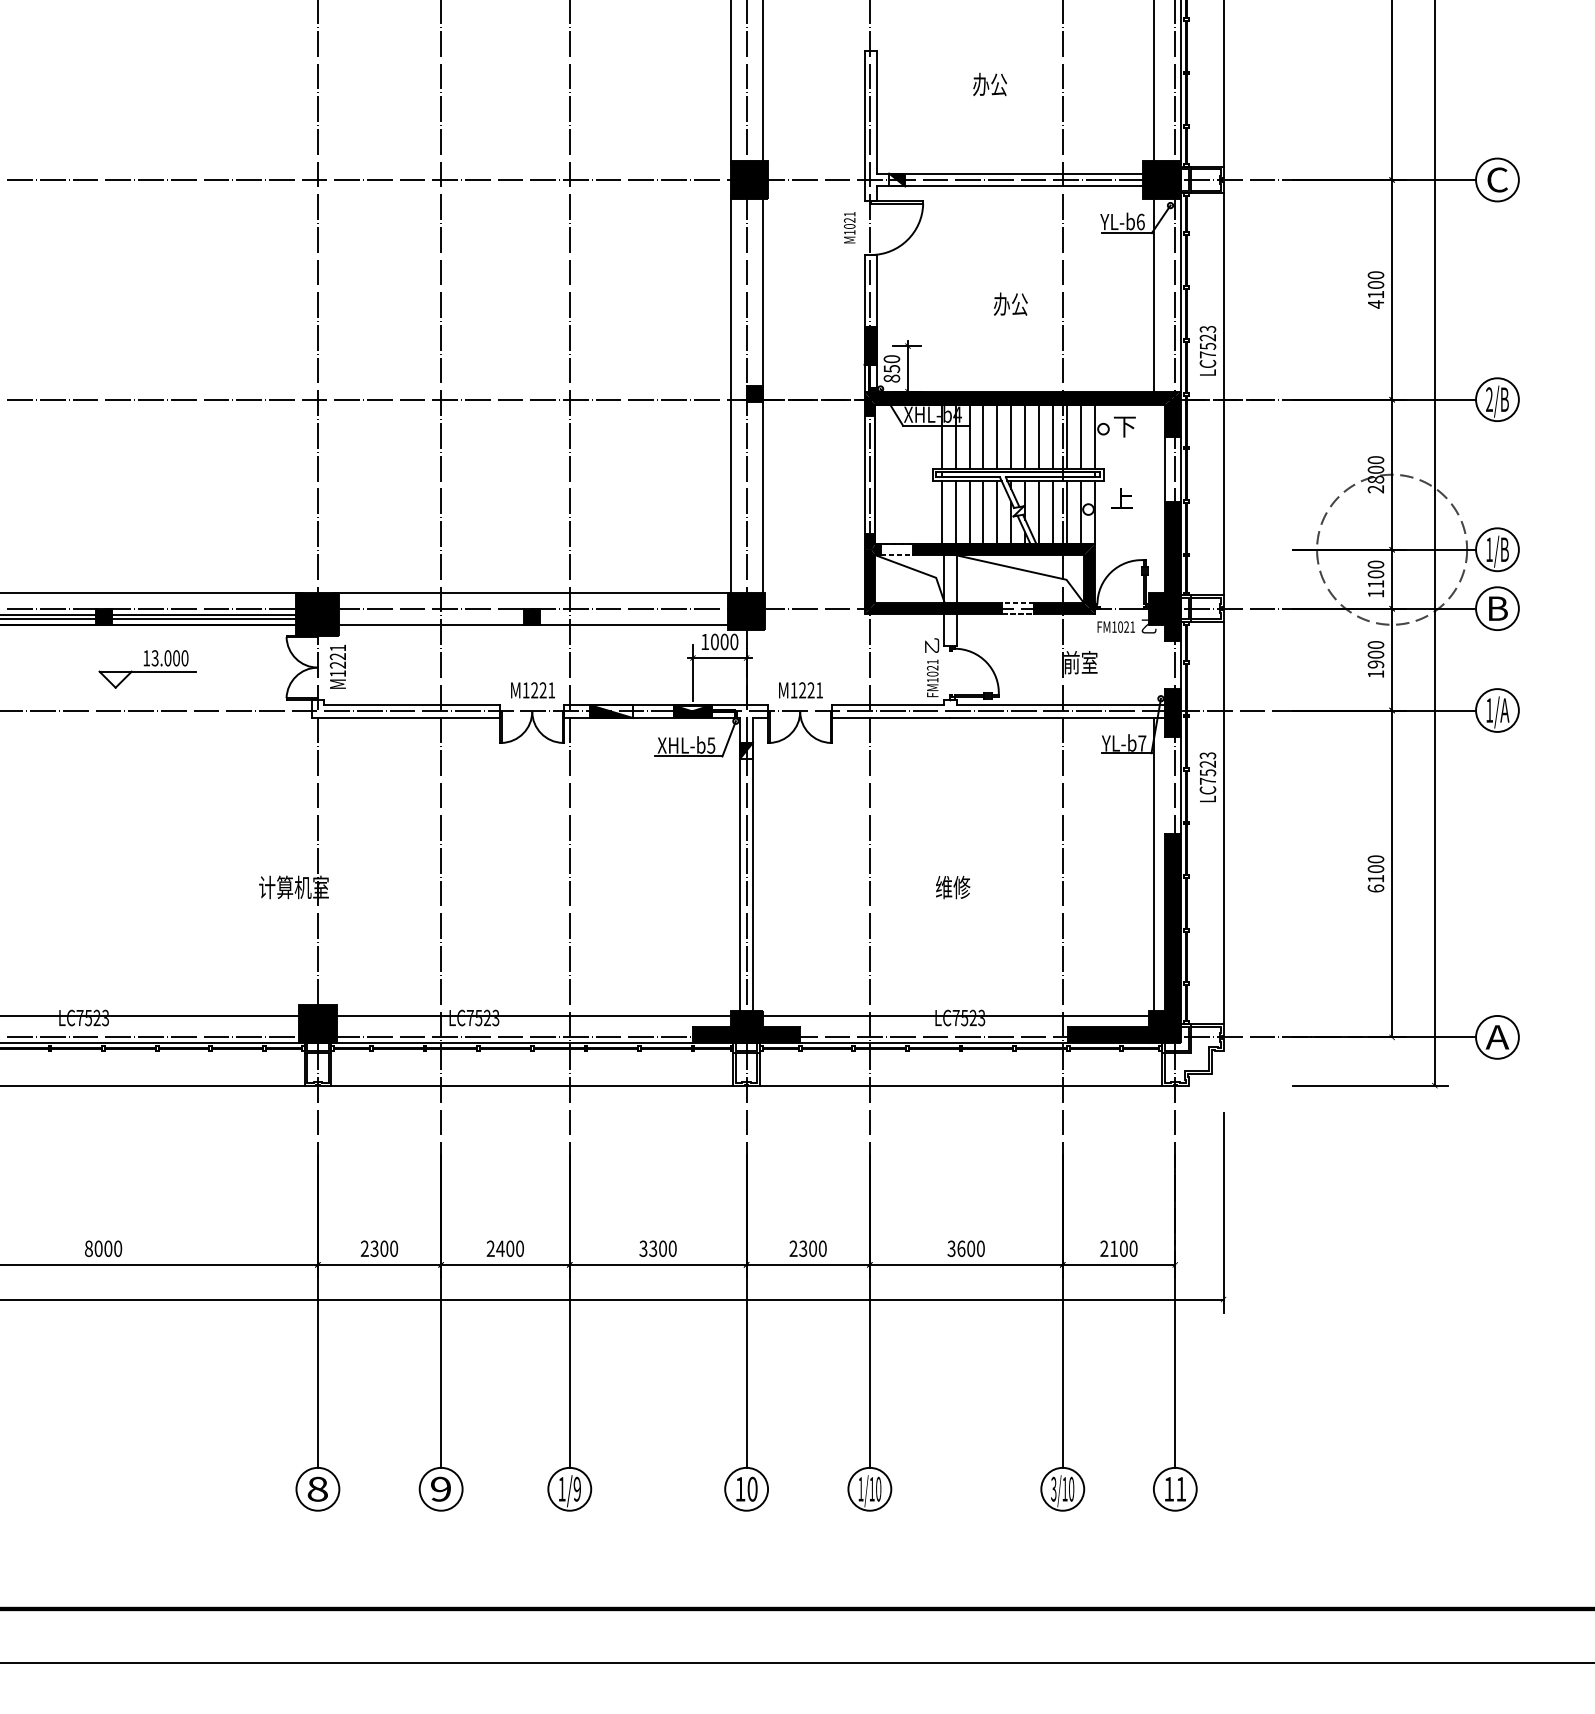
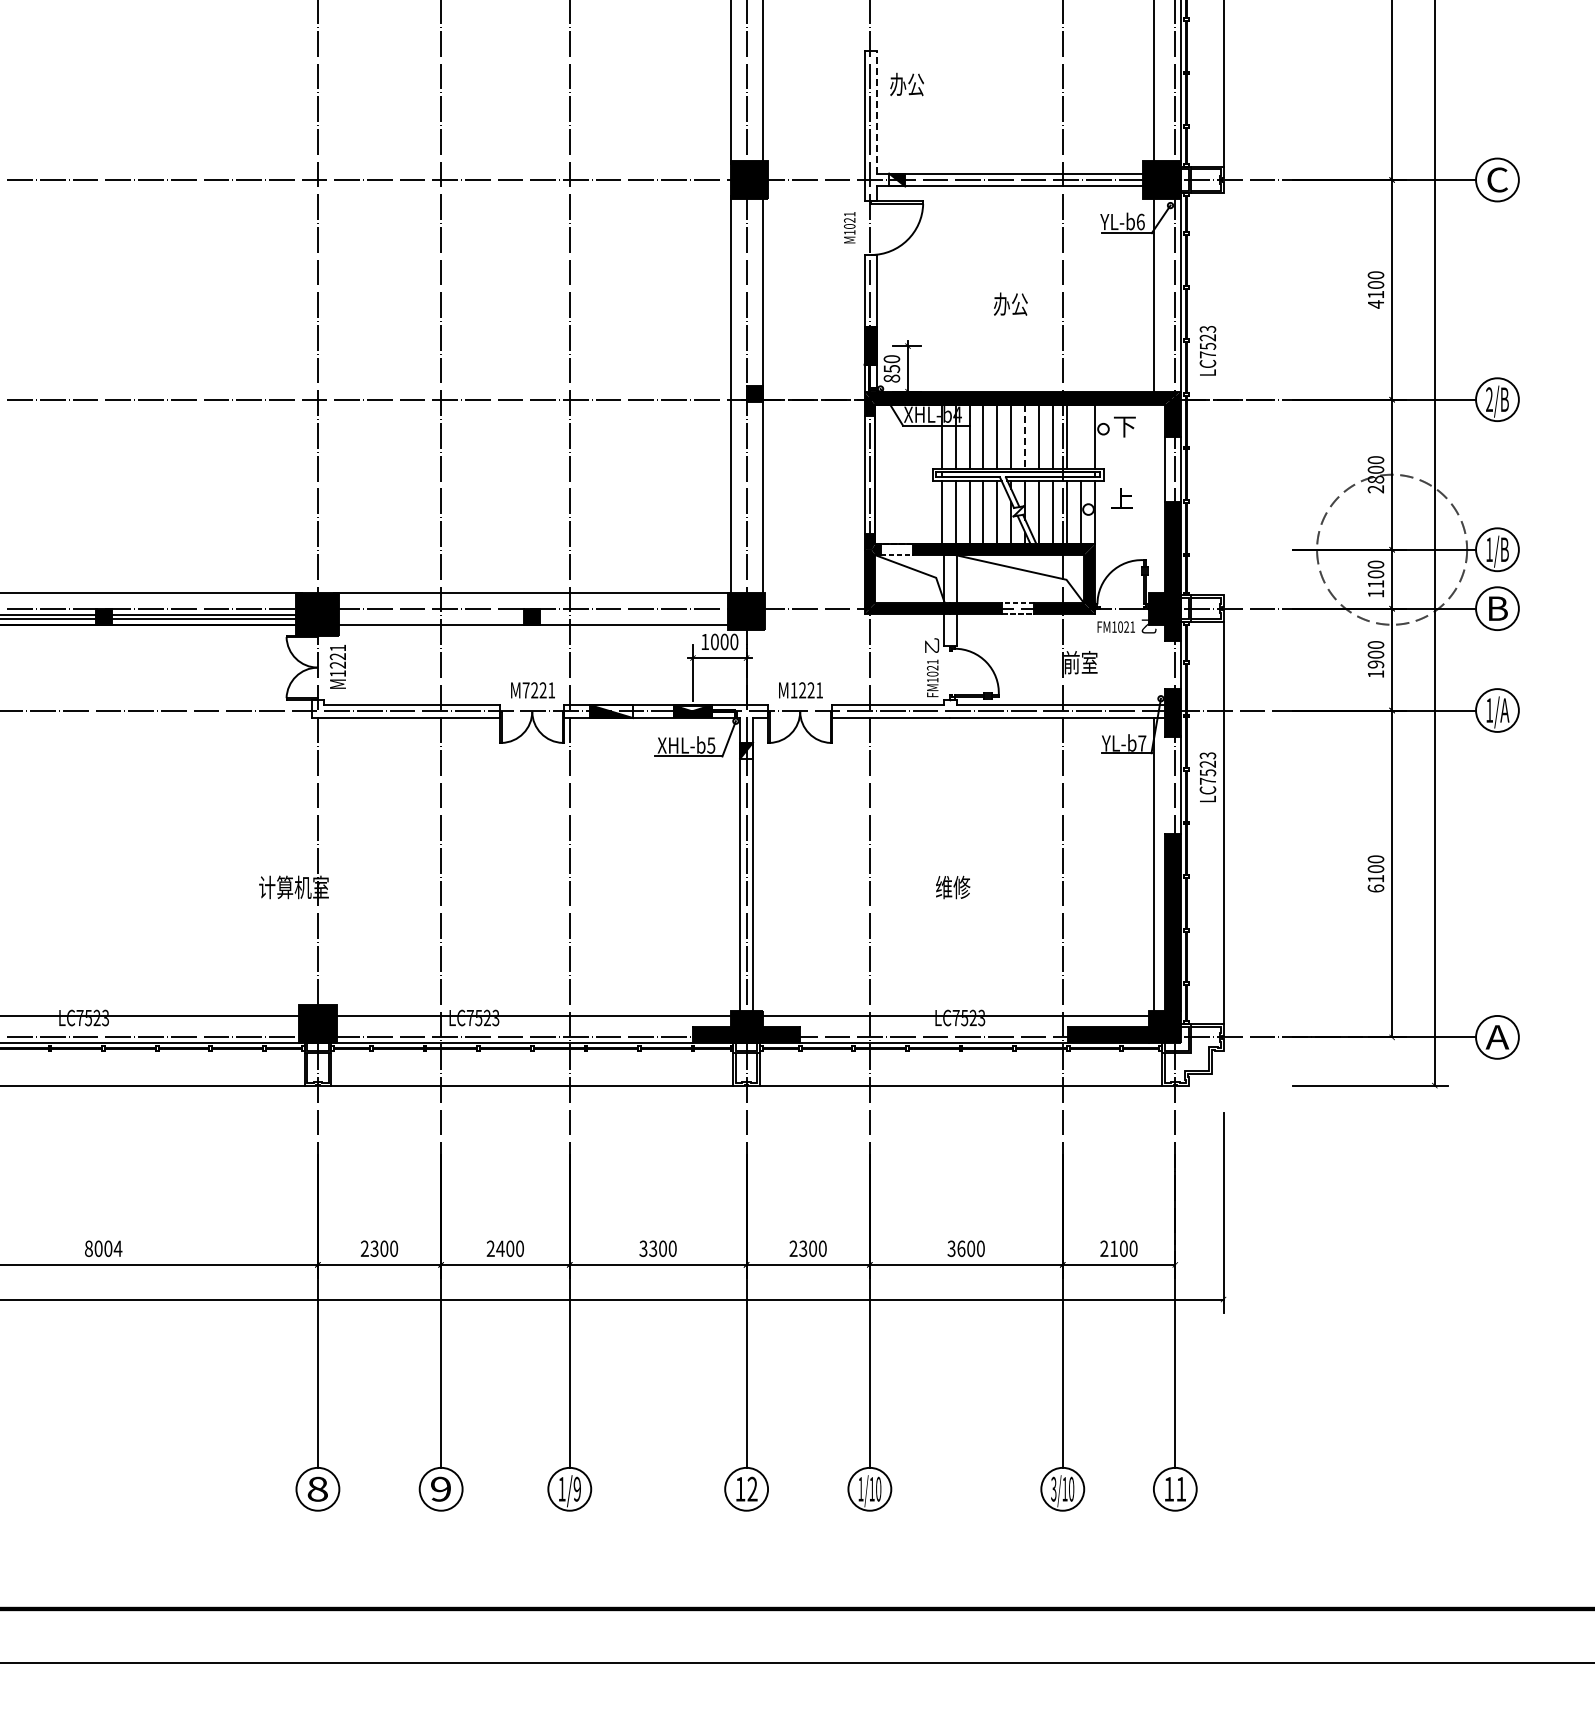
text position: (989, 84) -> (906, 84) (906, 84)
line: solid -> dashed (877, 112)
line: present -> none (1223, 394)
line: solid -> dashed (1025, 436)
line: present -> none (1080, 436)
part: present -> none (147, 669)
text: M1221 -> M7221 (525, 690)
text: 8000 -> 8004 (117, 1248)
text: 10 -> 12 (752, 1488)
